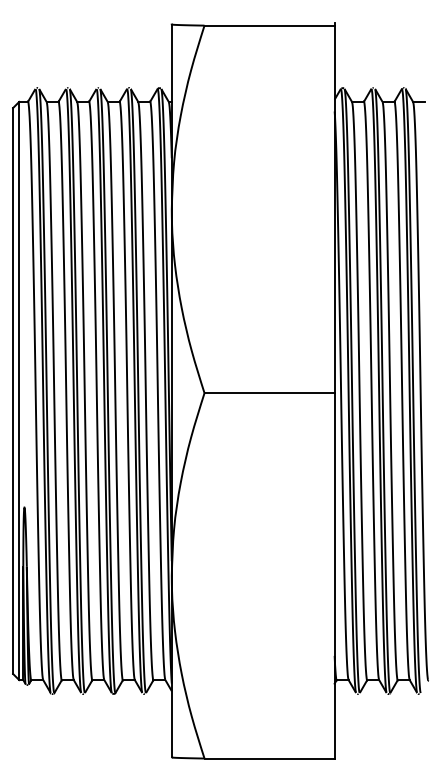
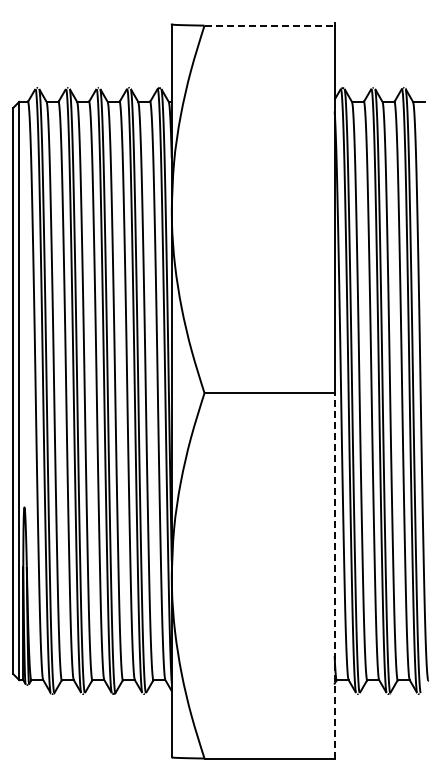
line: solid -> dashed (270, 25)
line: solid -> dashed (334, 575)
